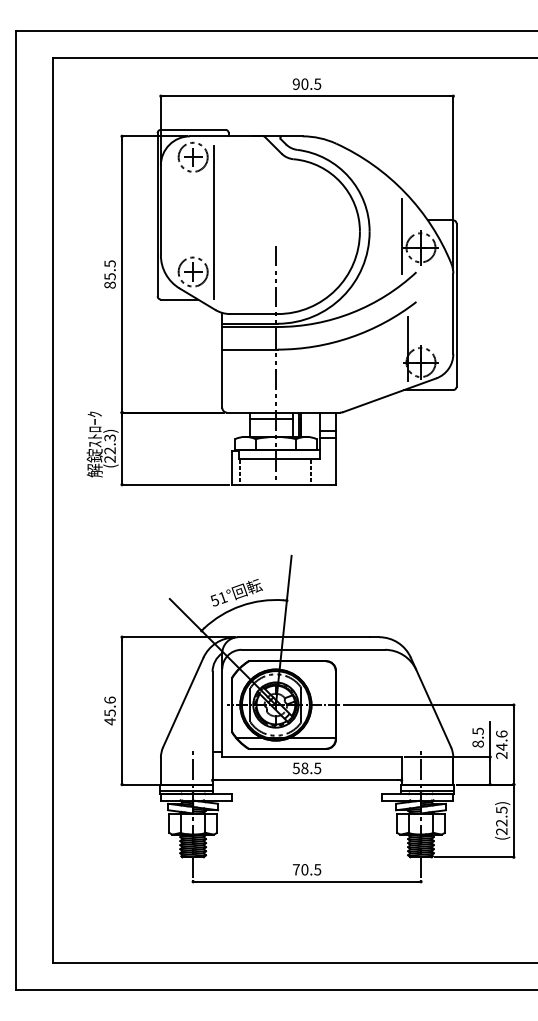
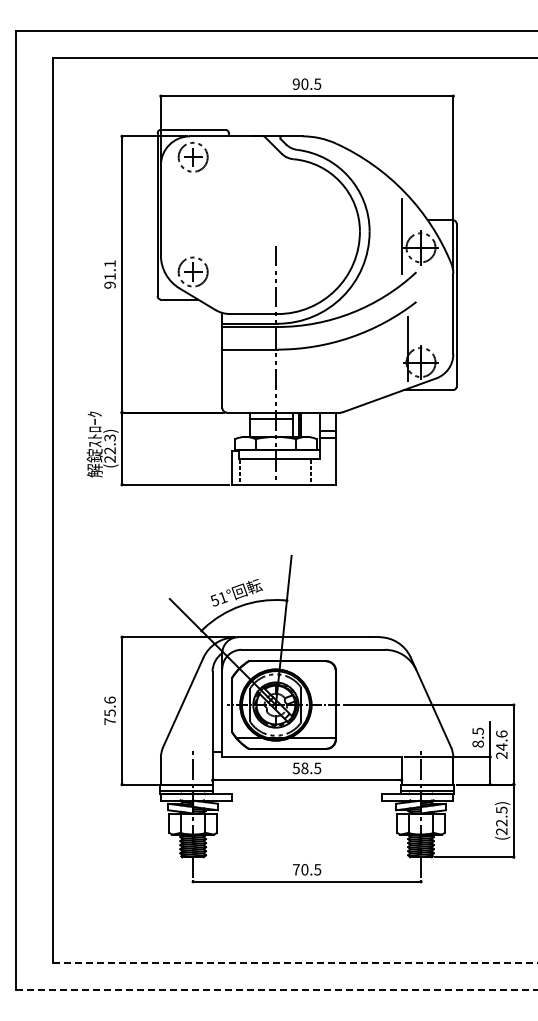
line: present -> none (213, 222)
text: 85.5 -> 91.1 (109, 274)
text: 45.6 -> 75.6 (109, 721)
line: solid -> dashed (295, 962)
line: solid -> dashed (277, 990)
